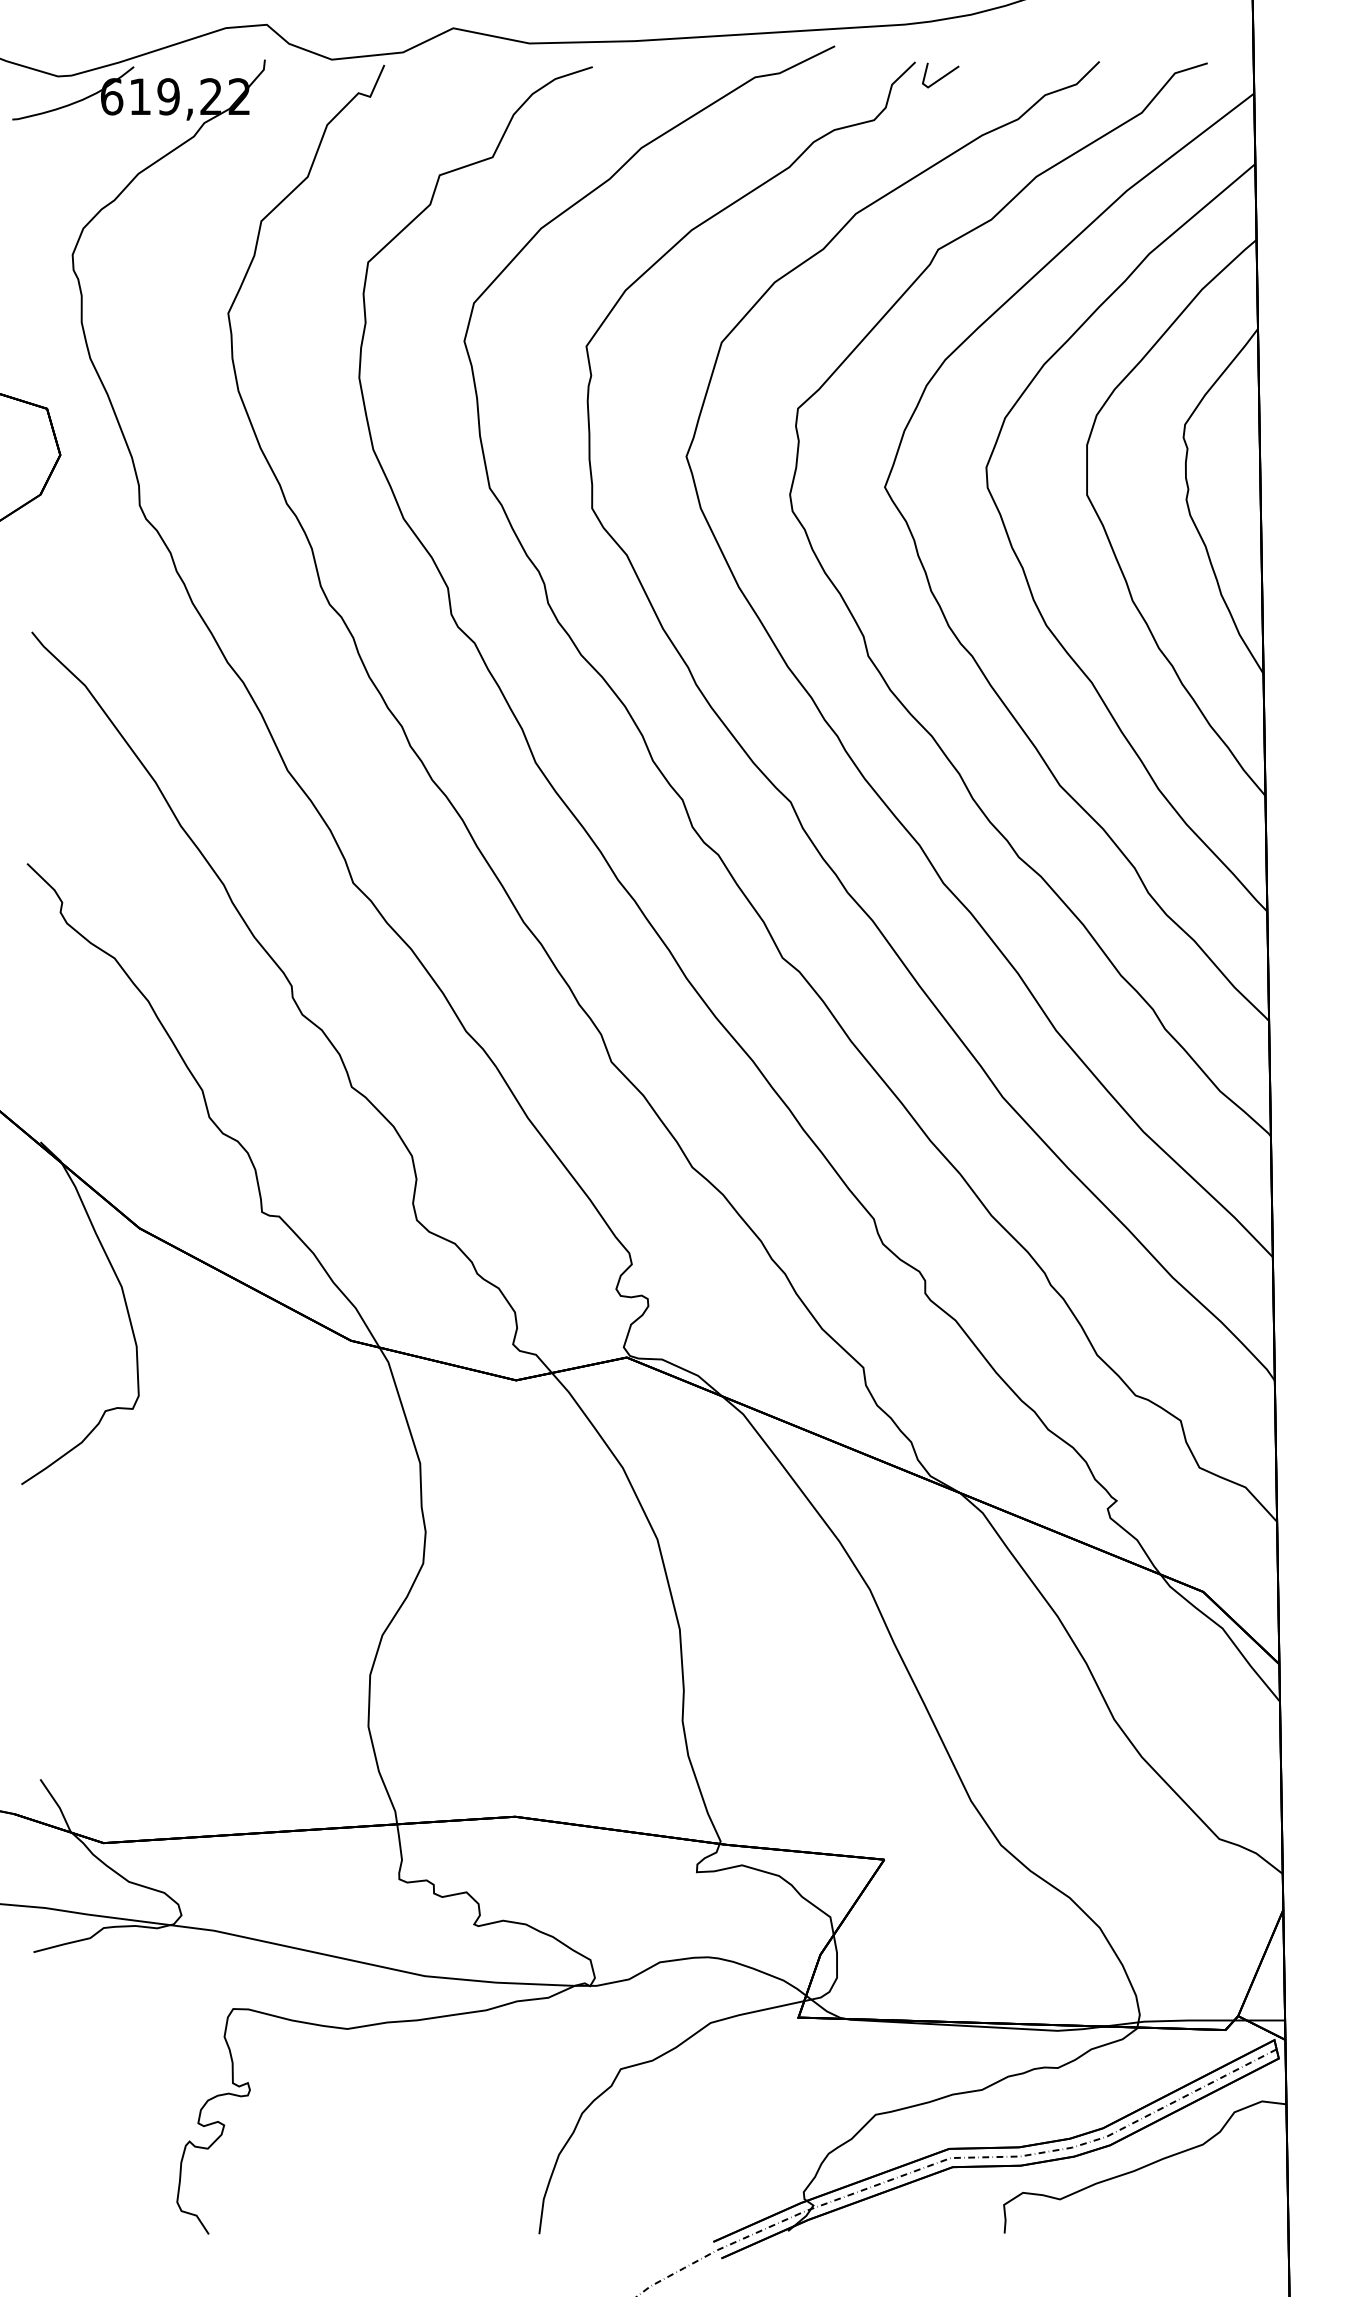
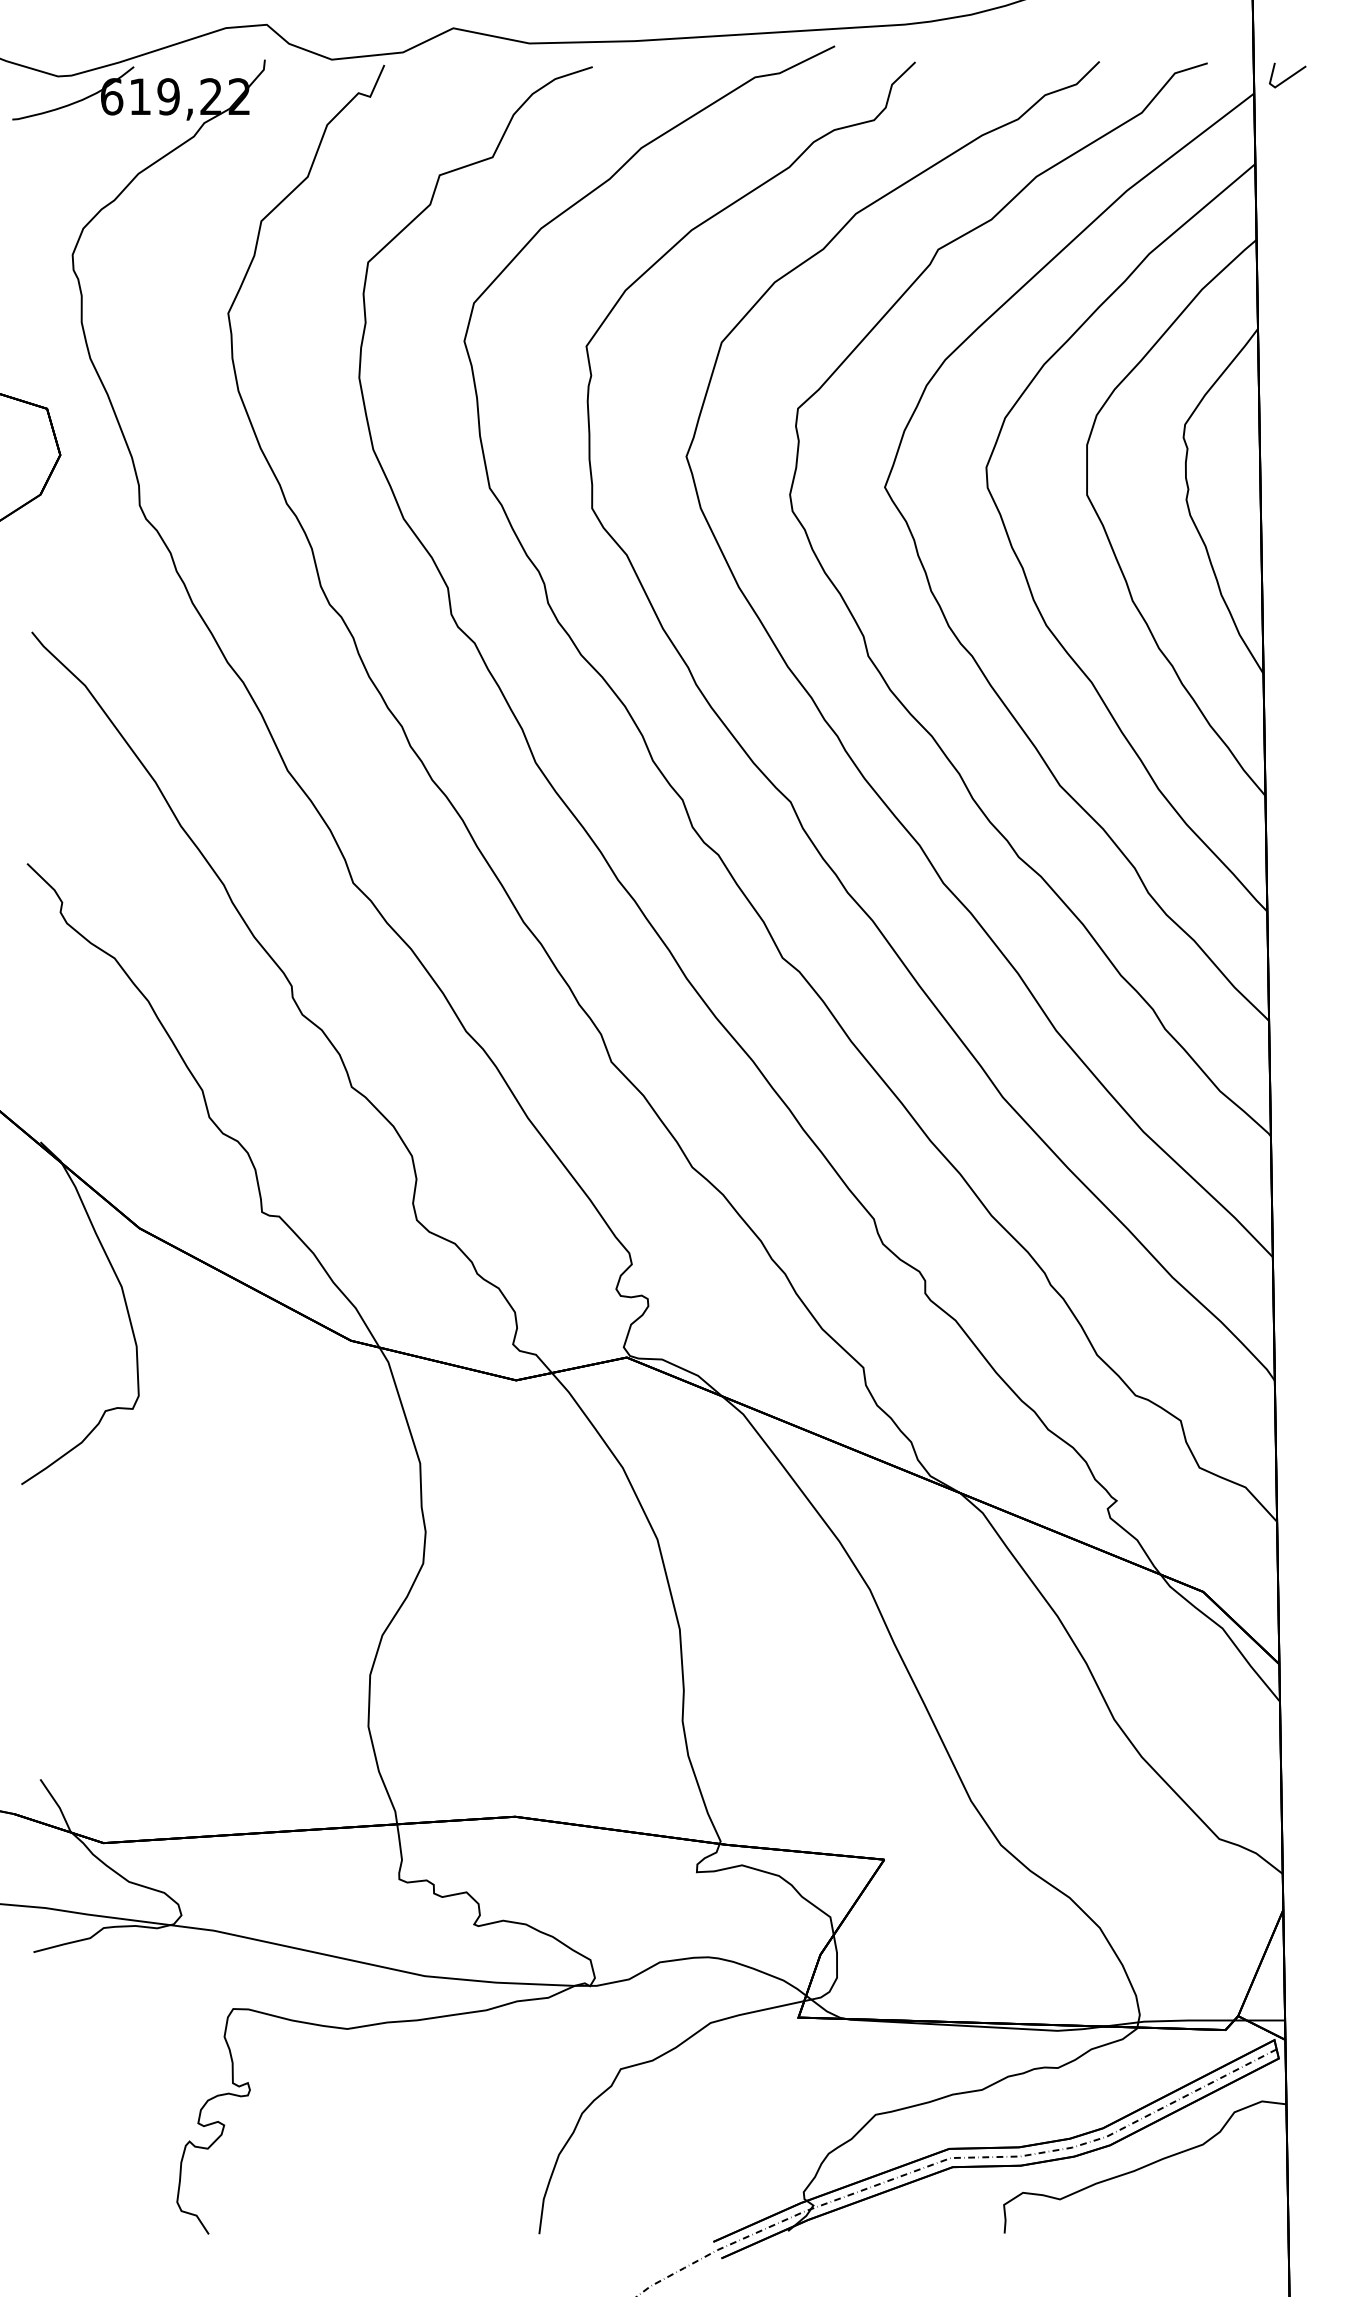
line position: (940, 77) -> (1287, 77) (1287, 77)
